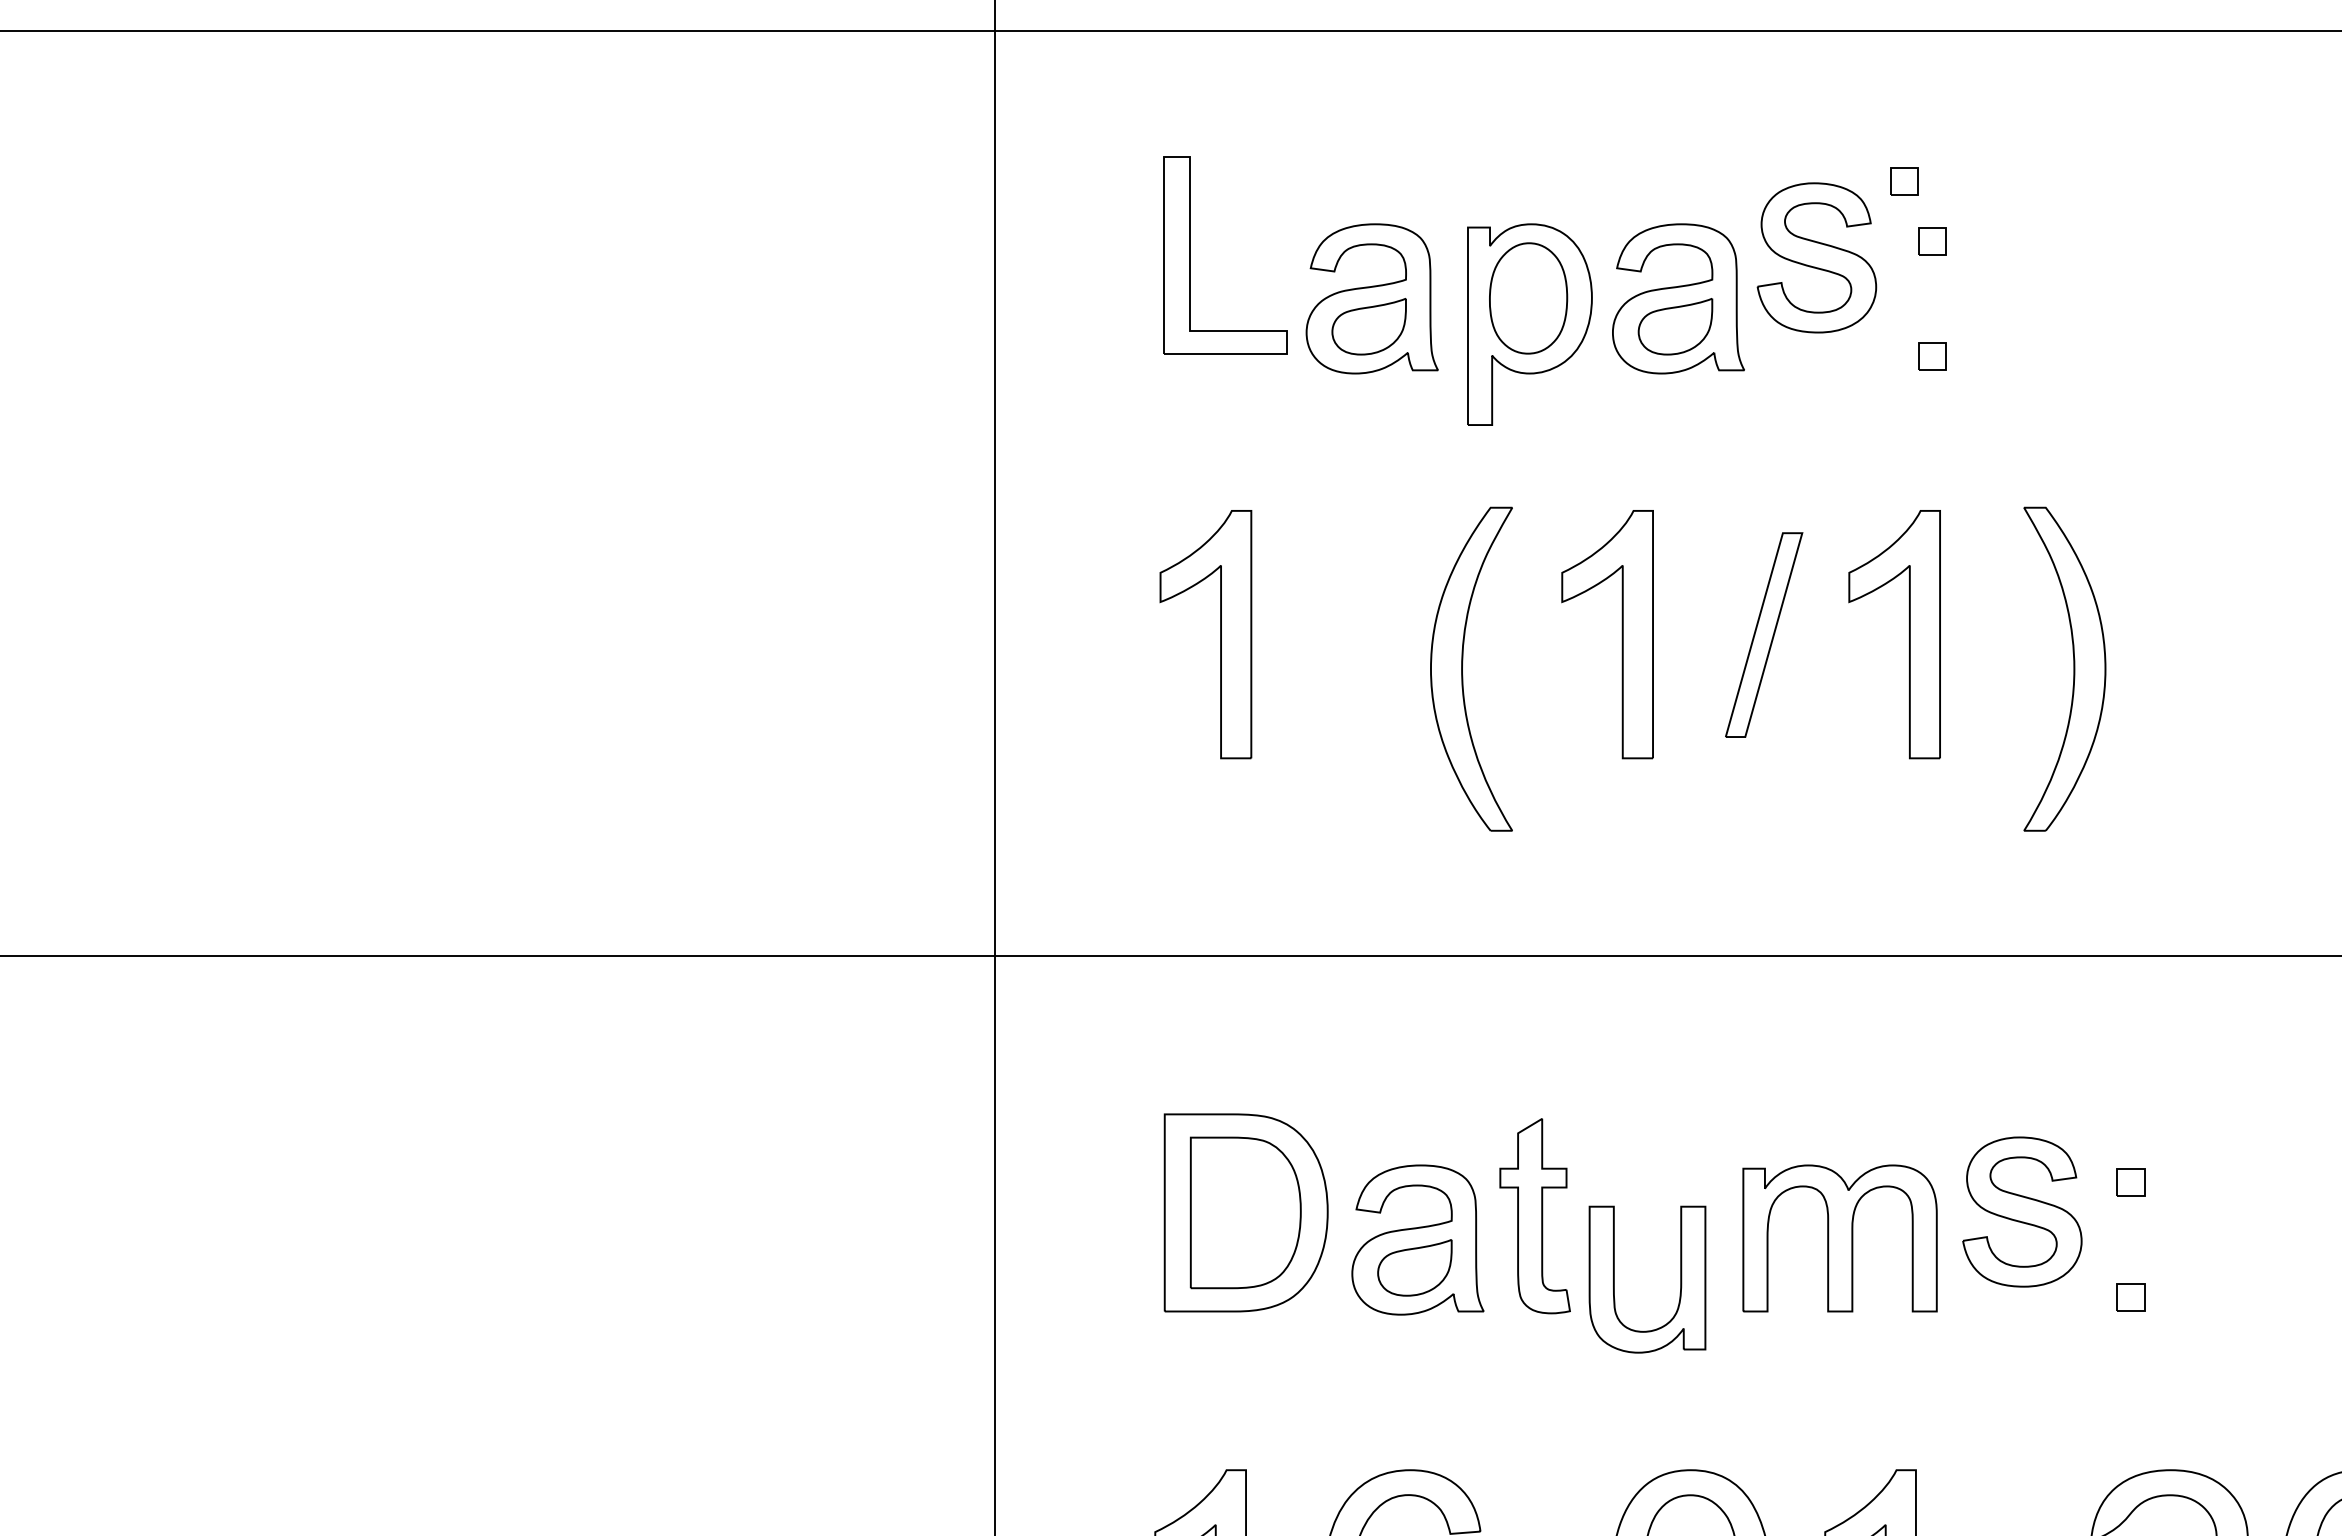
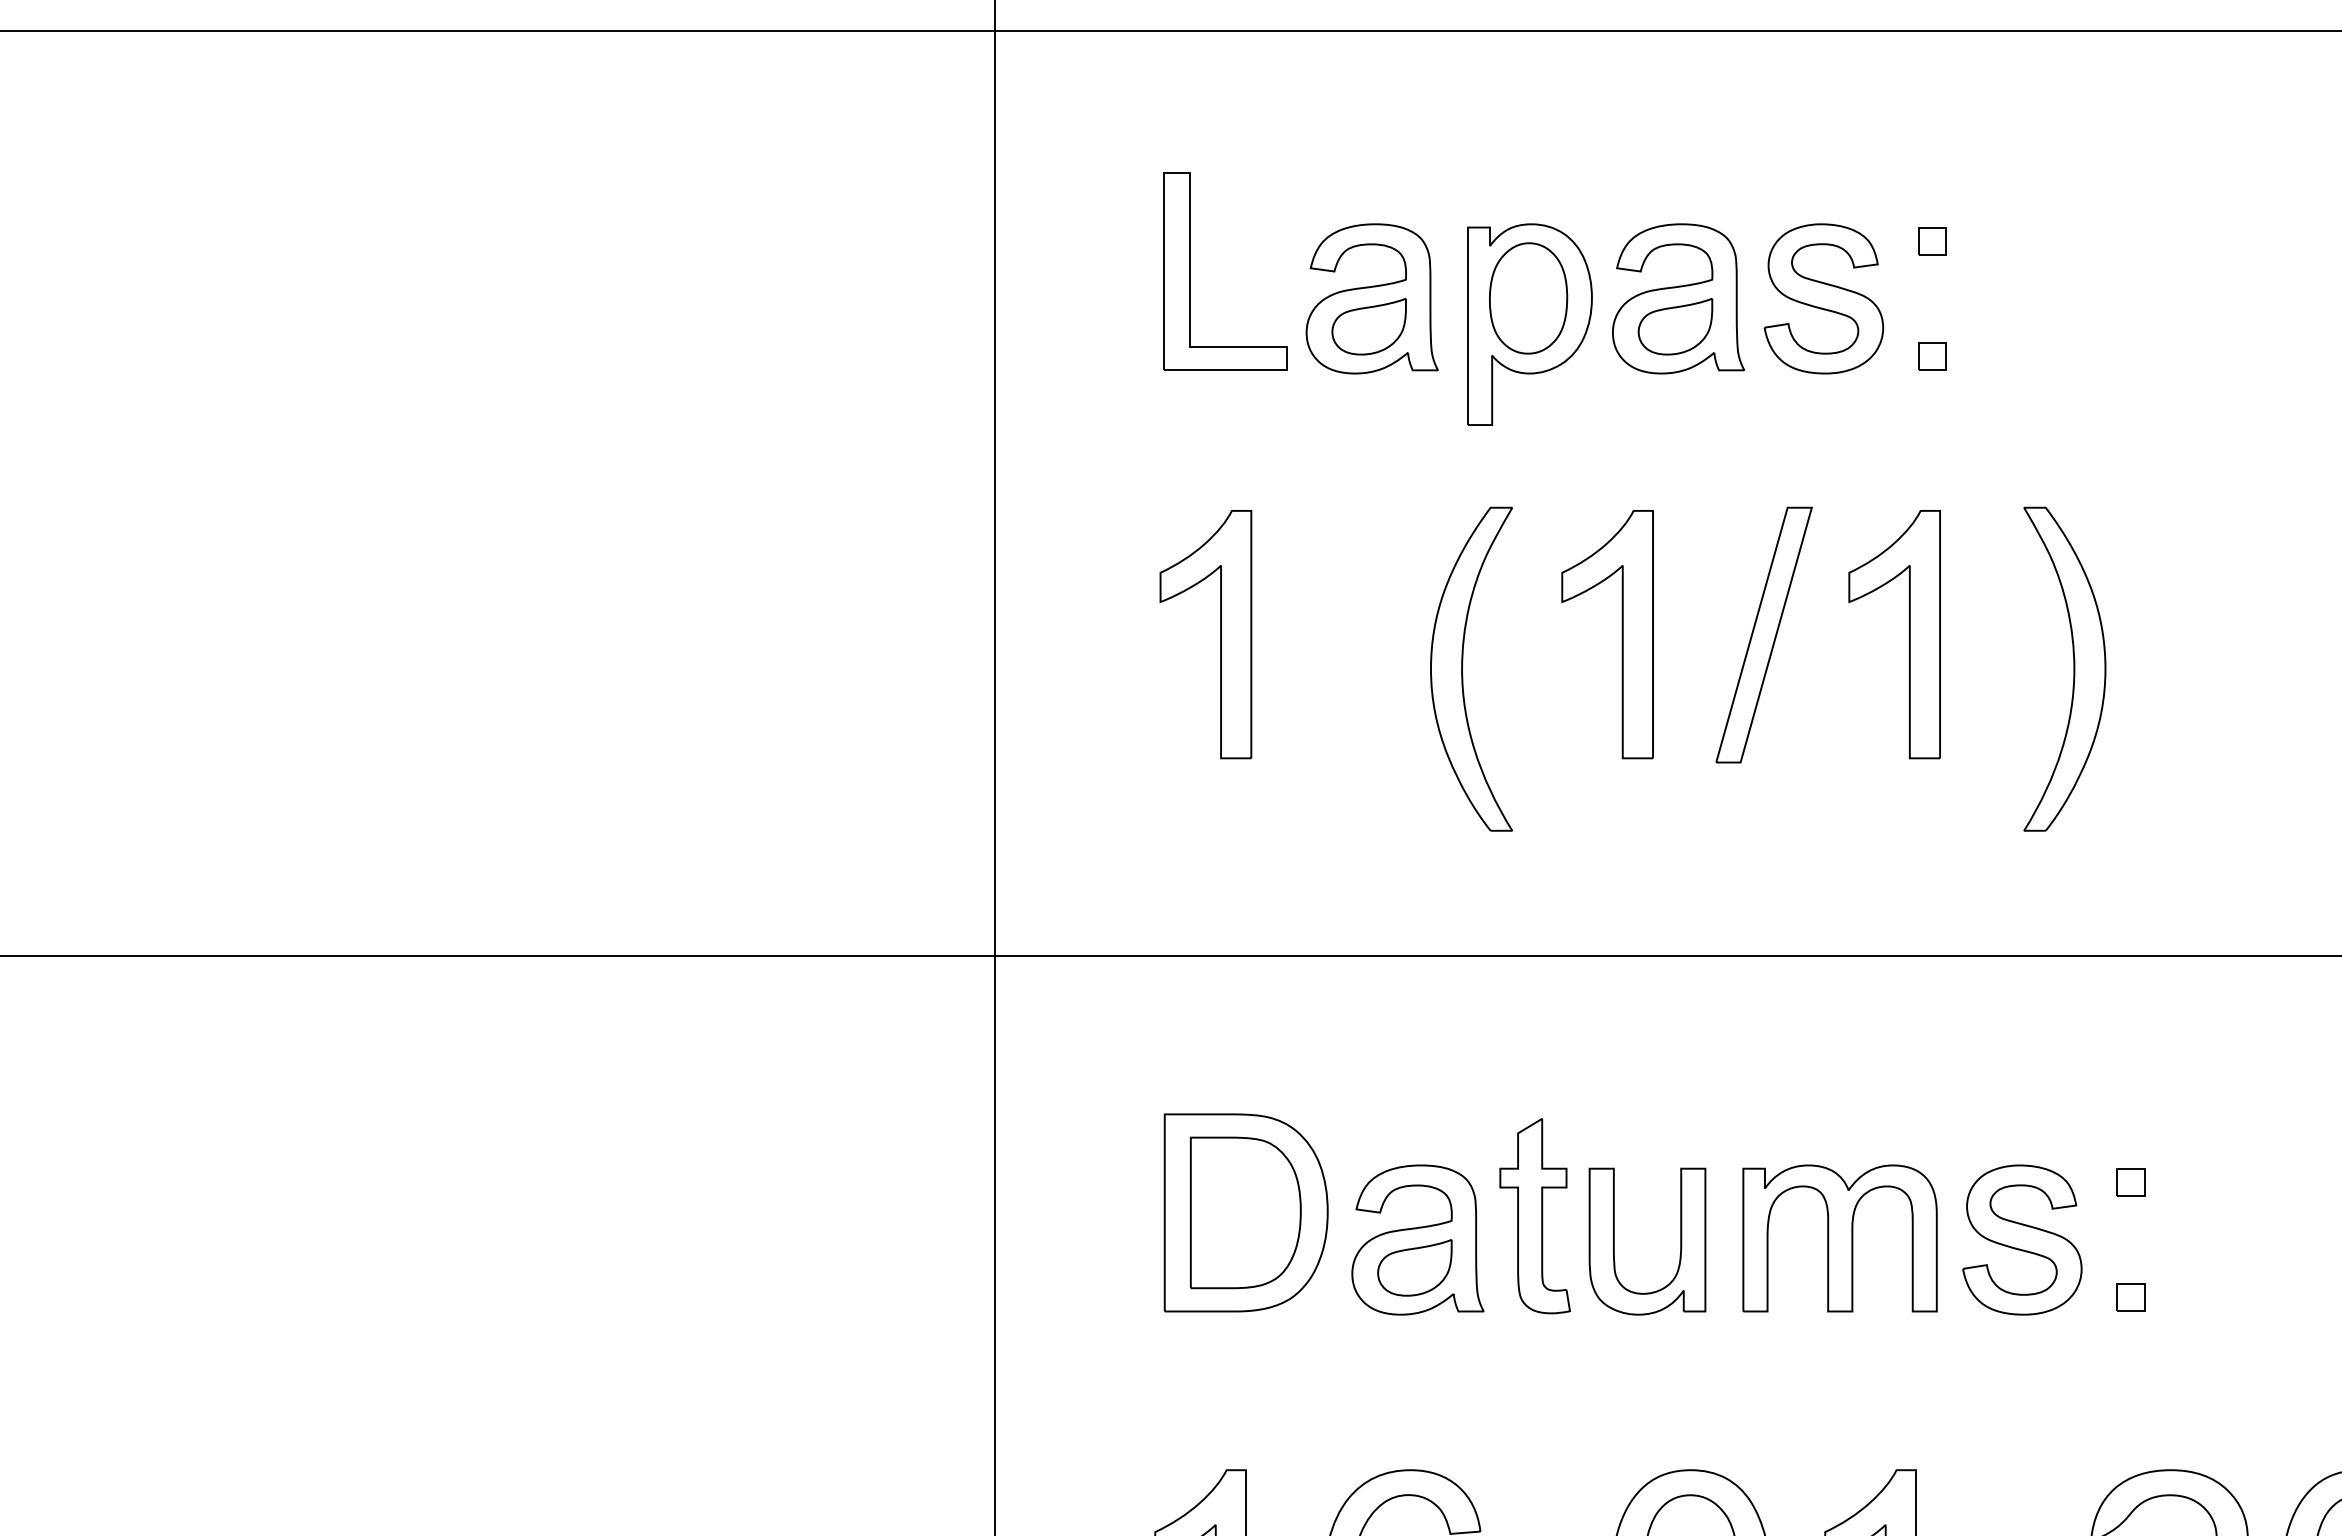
part: present -> none (1904, 181)
part position: (1190, 255) -> (1190, 271) (1190, 271)
part position: (1816, 257) -> (1823, 298) (1823, 298)
part size: 79x206 px -> 98x258 px (1763, 634)
part position: (2022, 1211) -> (2022, 1239) (2022, 1239)
part position: (1614, 1279) -> (1614, 1241) (1614, 1241)
